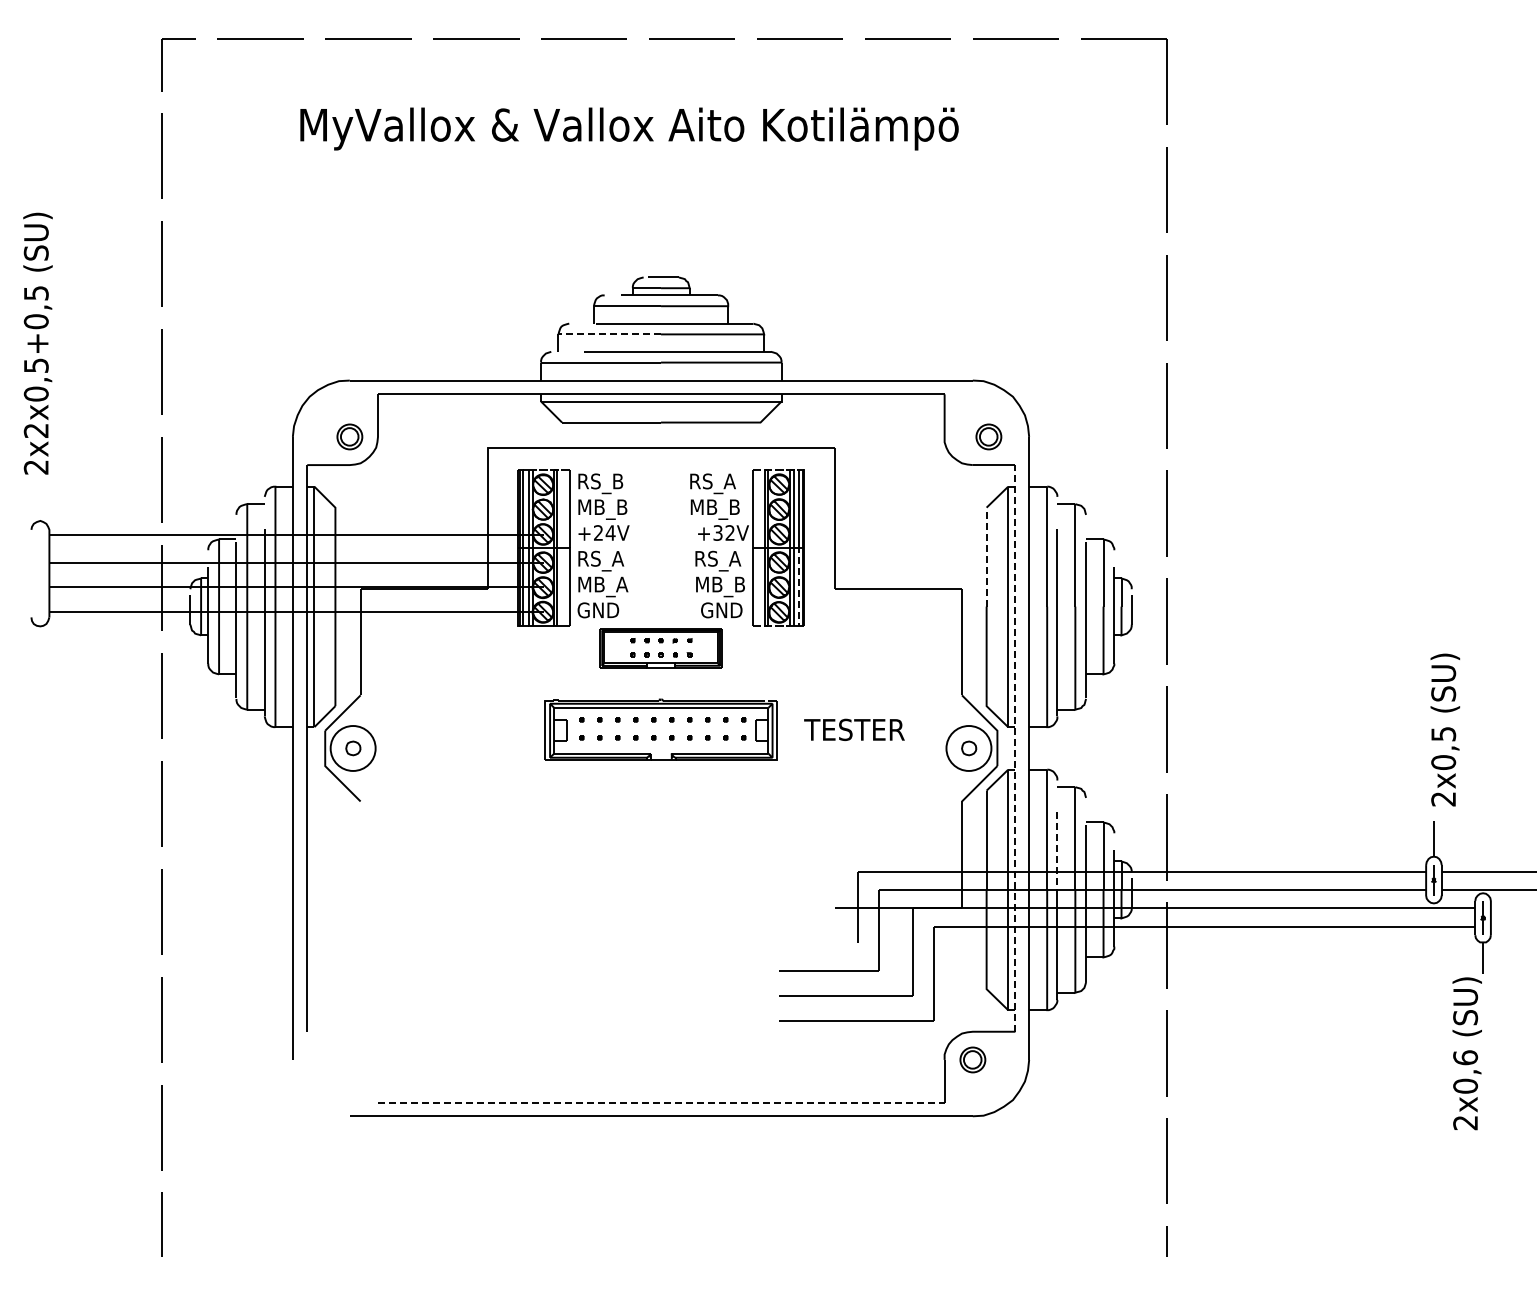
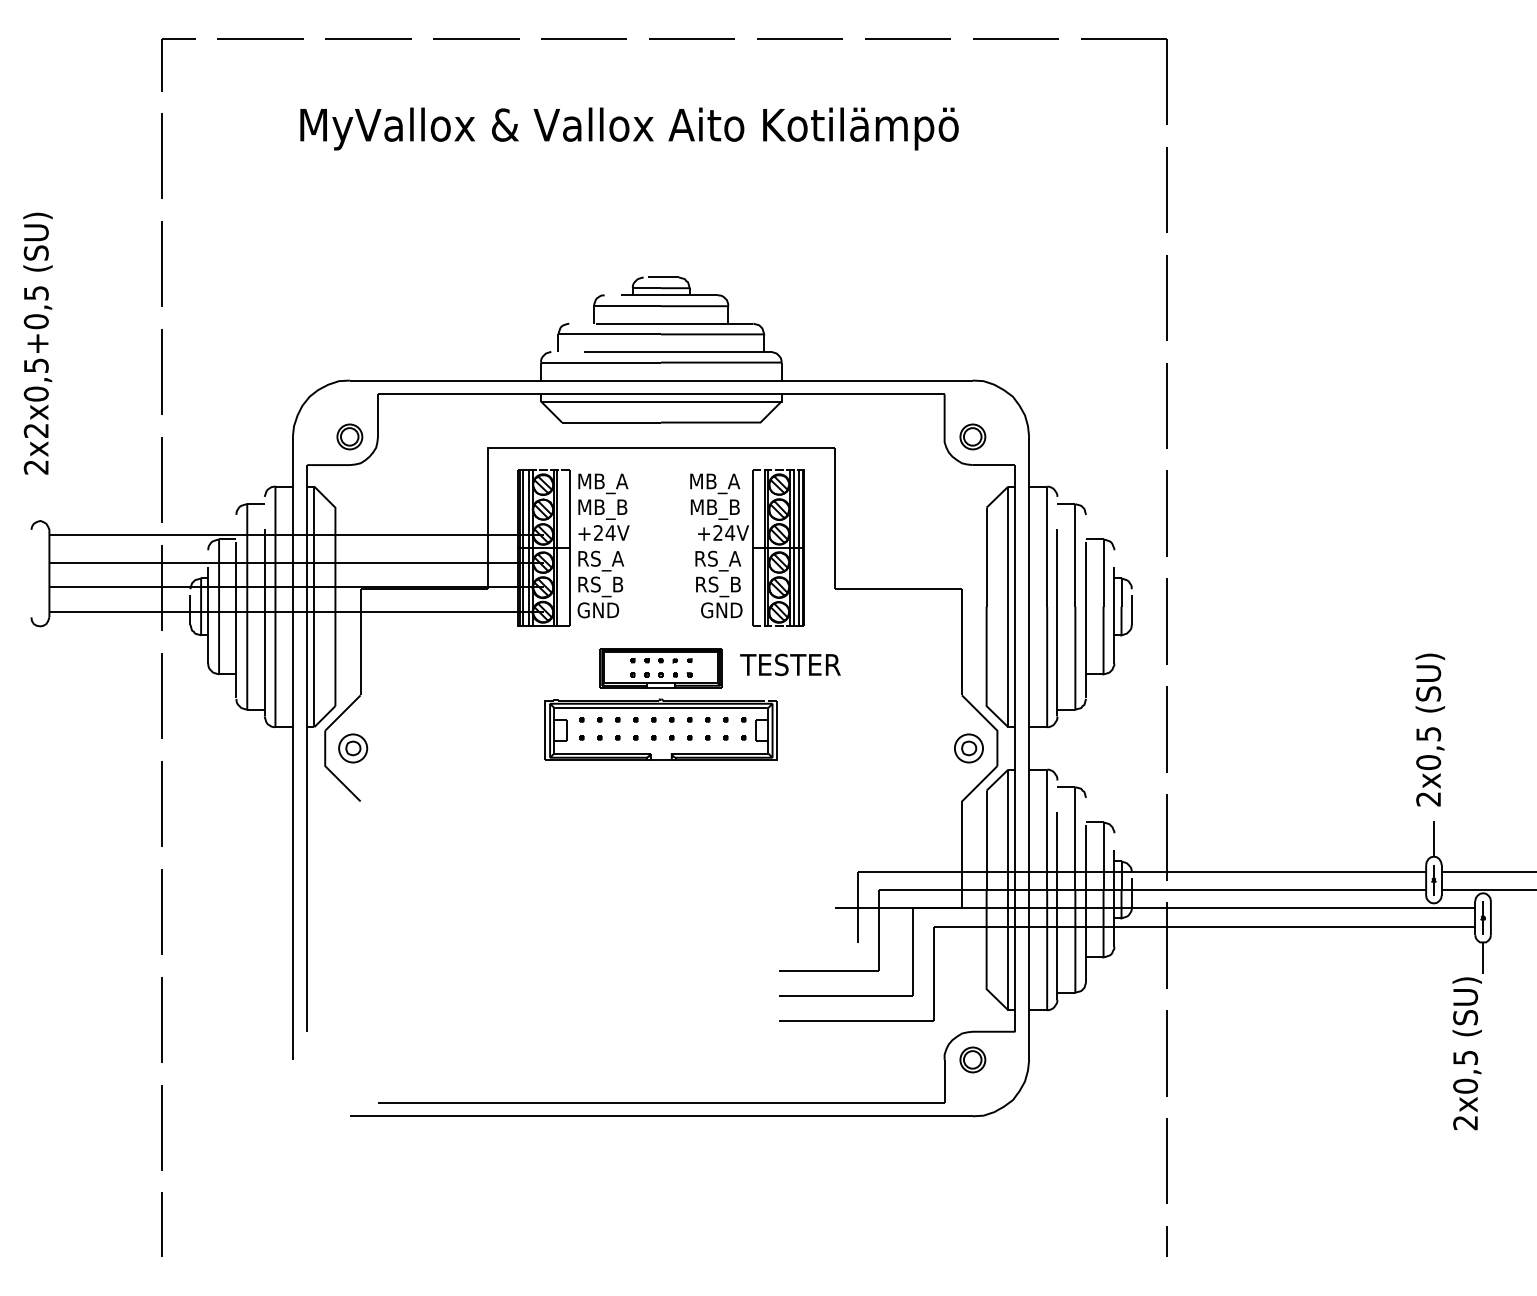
line: dashed -> solid (609, 334)
part position: (988, 436) -> (972, 436) (972, 436)
text: RS_B -> MB_A (604, 483)
text: RS_A -> MB_A (716, 483)
text: +32V -> +24V (724, 532)
line: dashed -> solid (986, 556)
text: MB_A -> RS_B (604, 586)
text: MB_B -> RS_B (721, 586)
line: dashed -> solid (798, 589)
part position: (660, 648) -> (660, 668) (660, 668)
text position: (854, 729) -> (790, 664) (790, 664)
text position: (1445, 729) -> (1430, 729) (1430, 729)
line: dashed -> solid (1015, 747)
circle diameter: 45 px -> 28 px (353, 748)
circle diameter: 45 px -> 28 px (968, 748)
line: dashed -> solid (1057, 851)
text: 2x0,6 -> 2x0,5 (1465, 1057)
line: dashed -> solid (661, 1102)
